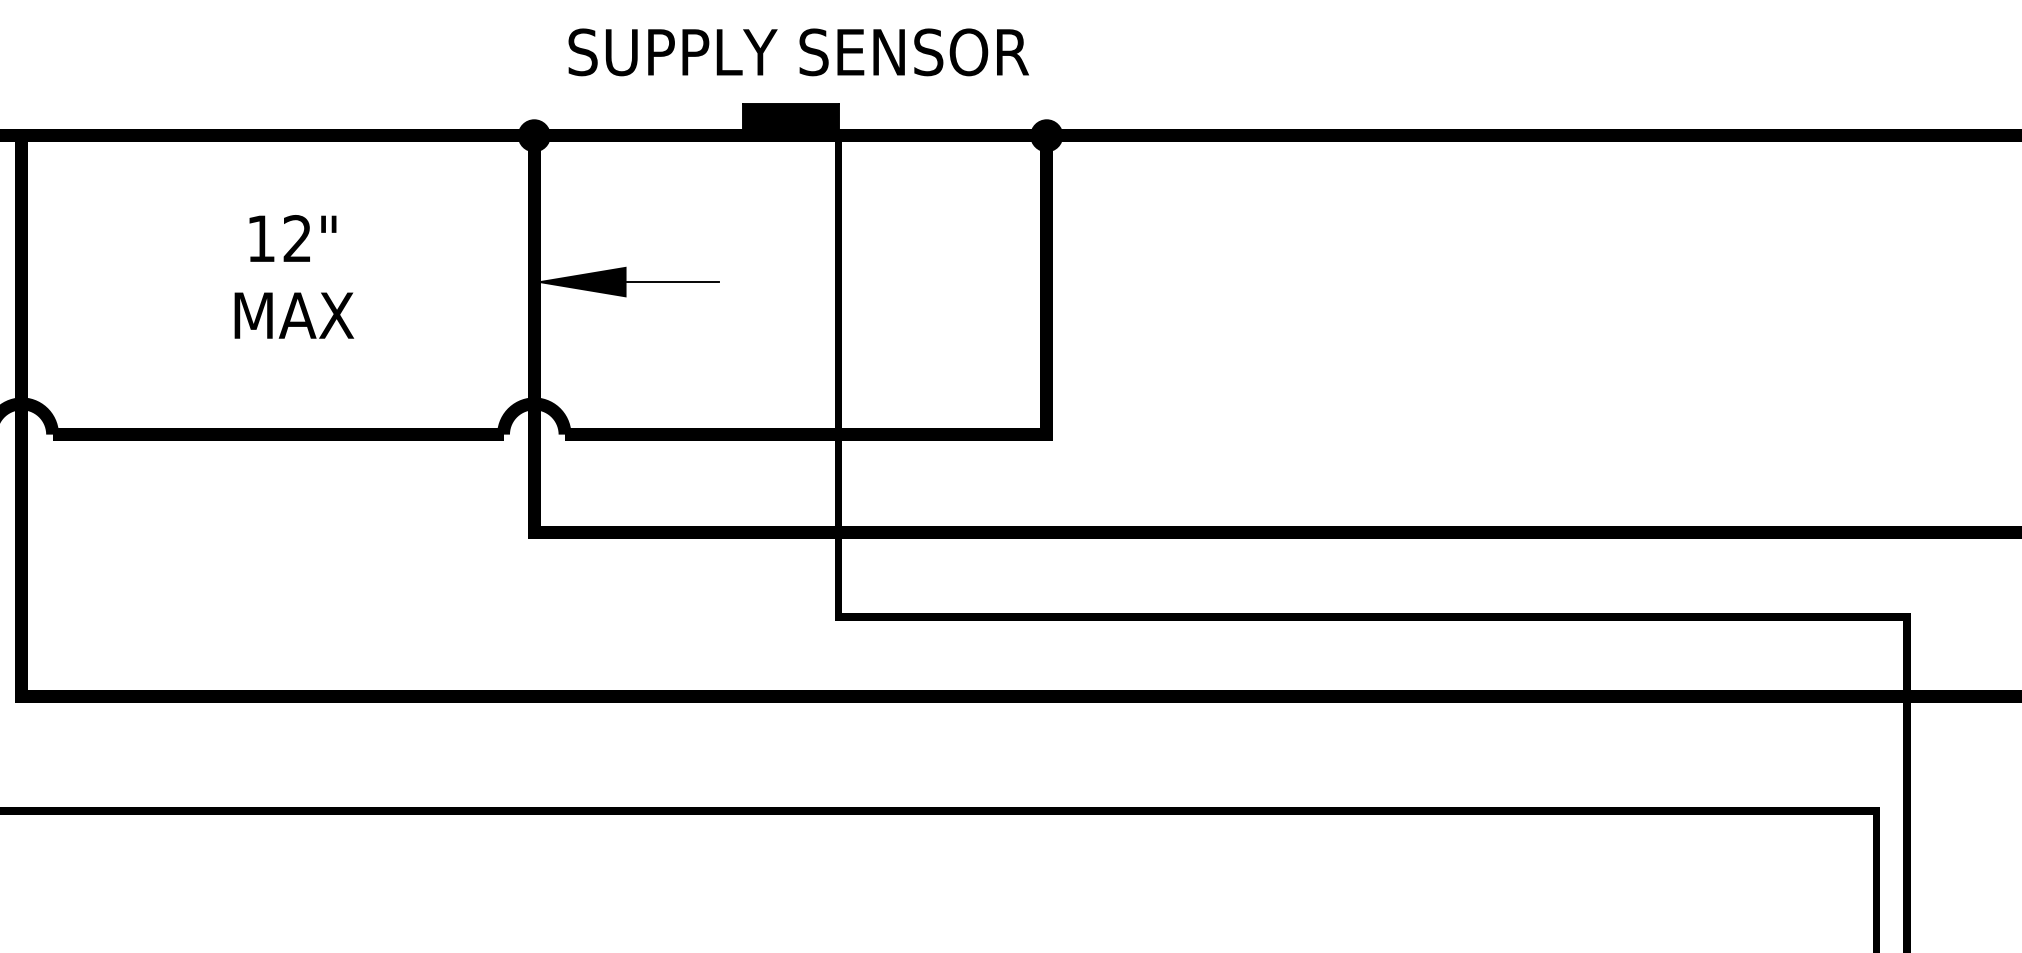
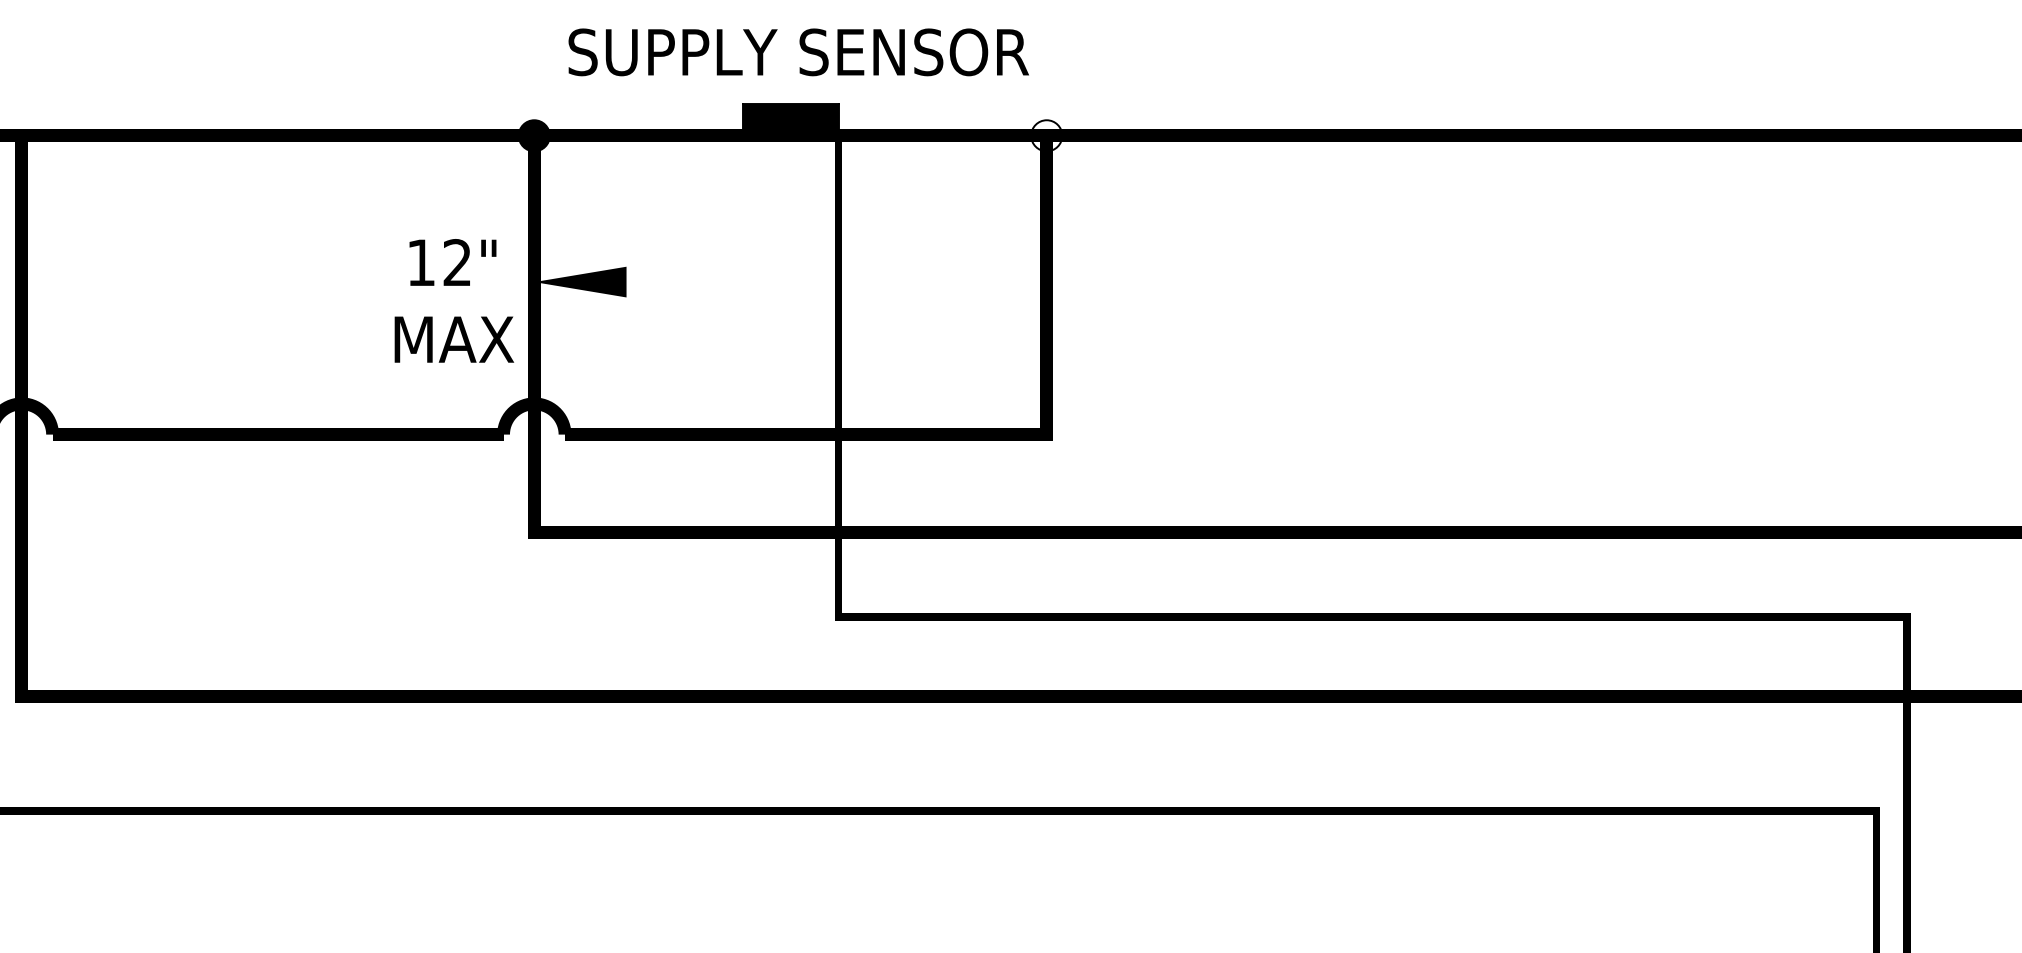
fill: present -> none (1046, 135)
text position: (294, 276) -> (454, 300) (454, 300)
line: present -> none (672, 282)
